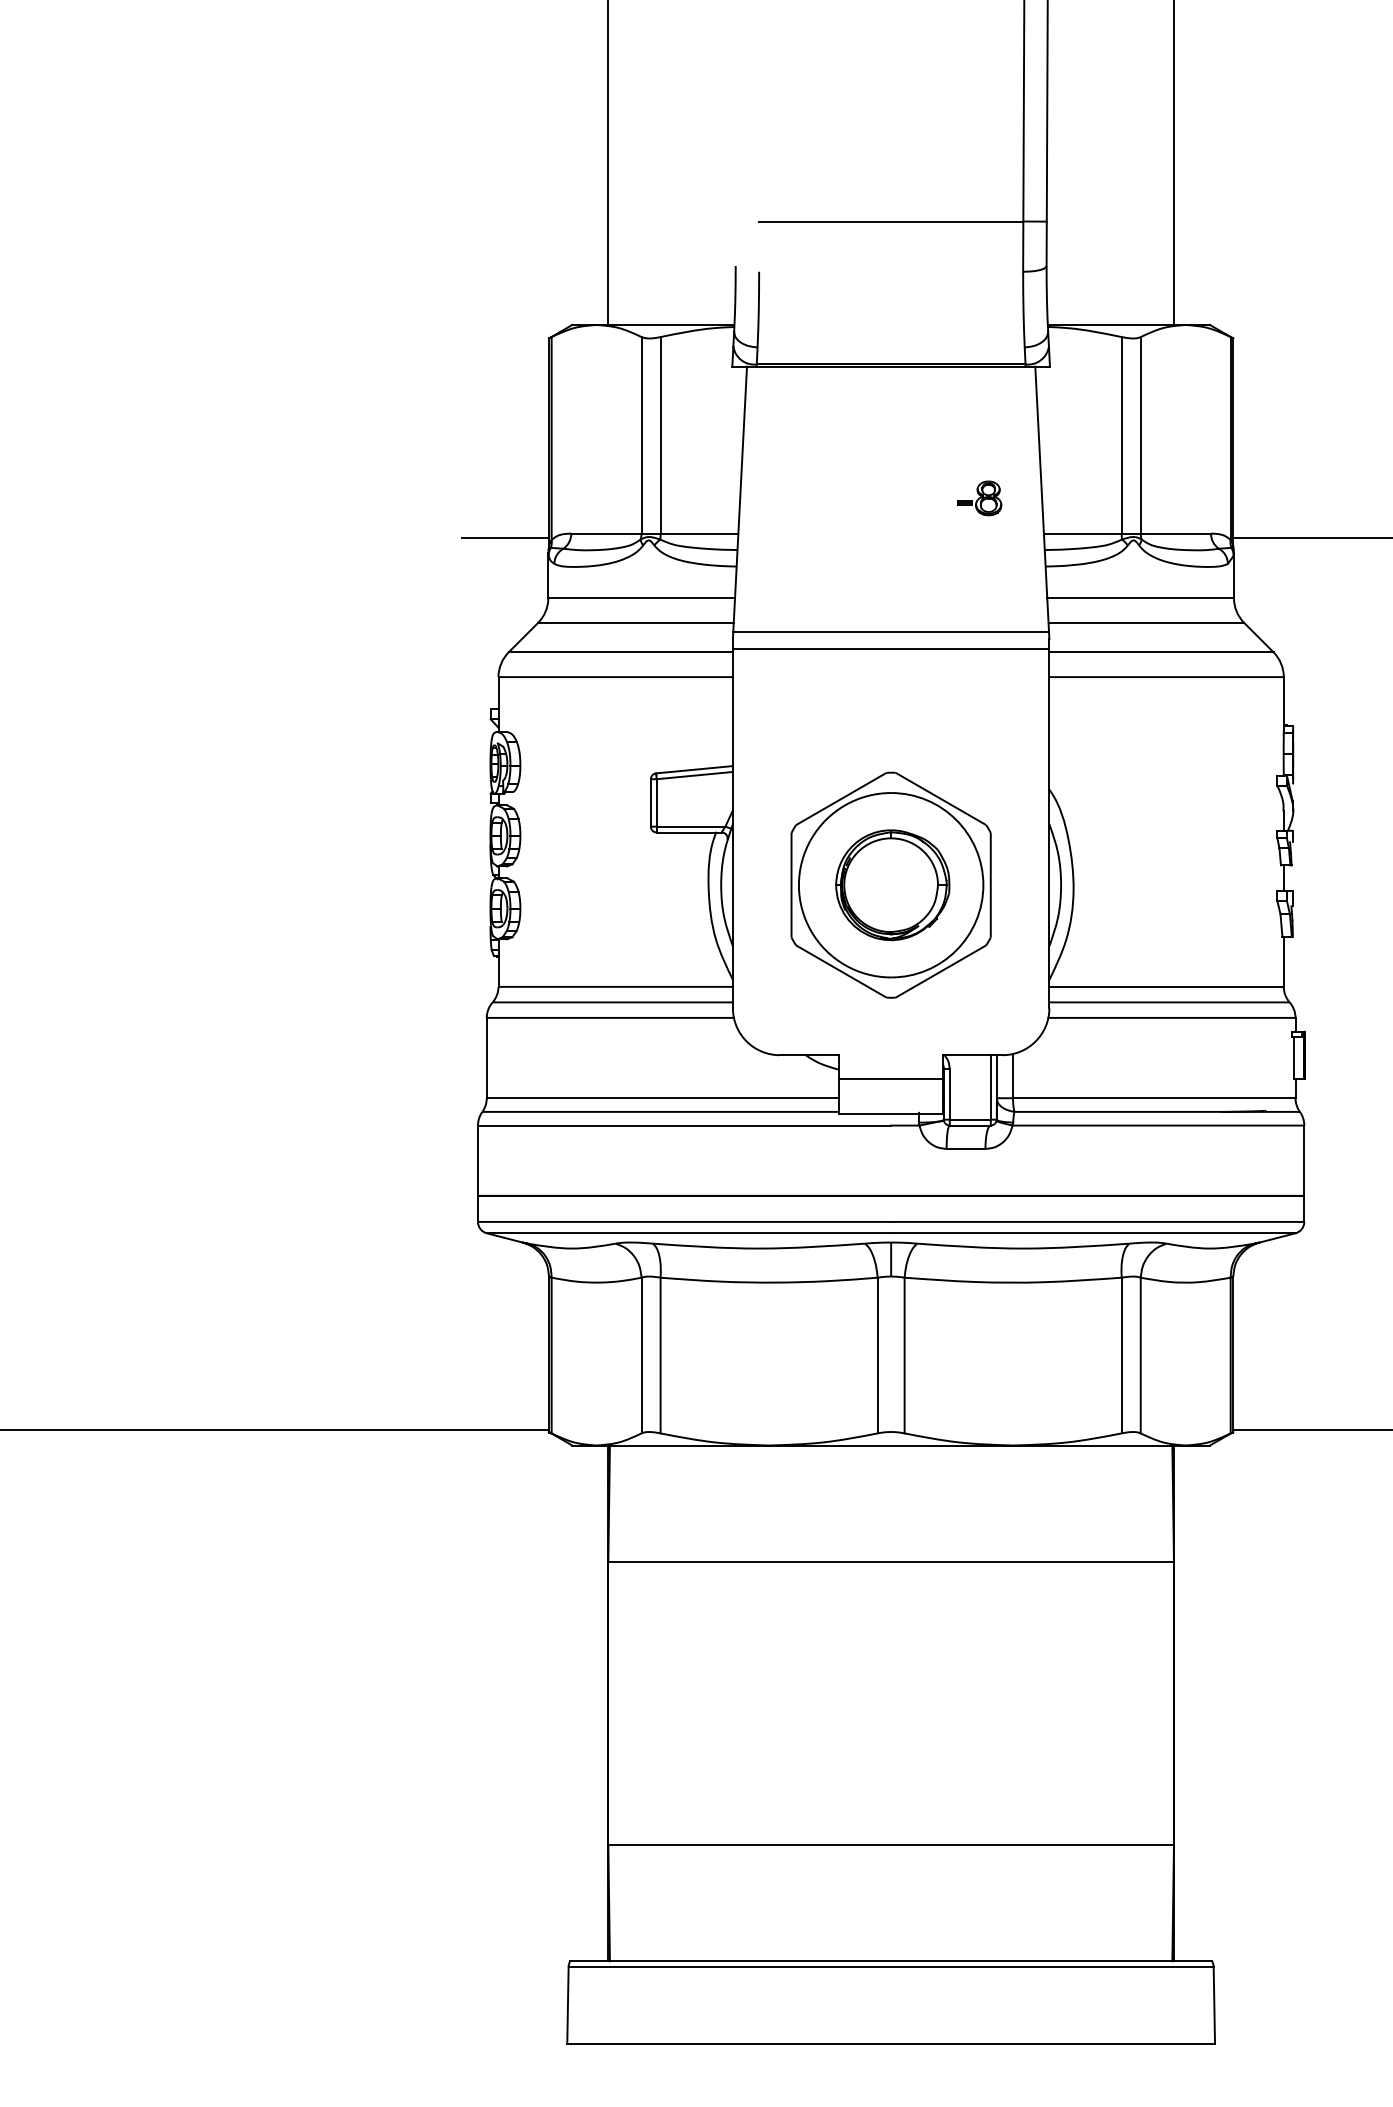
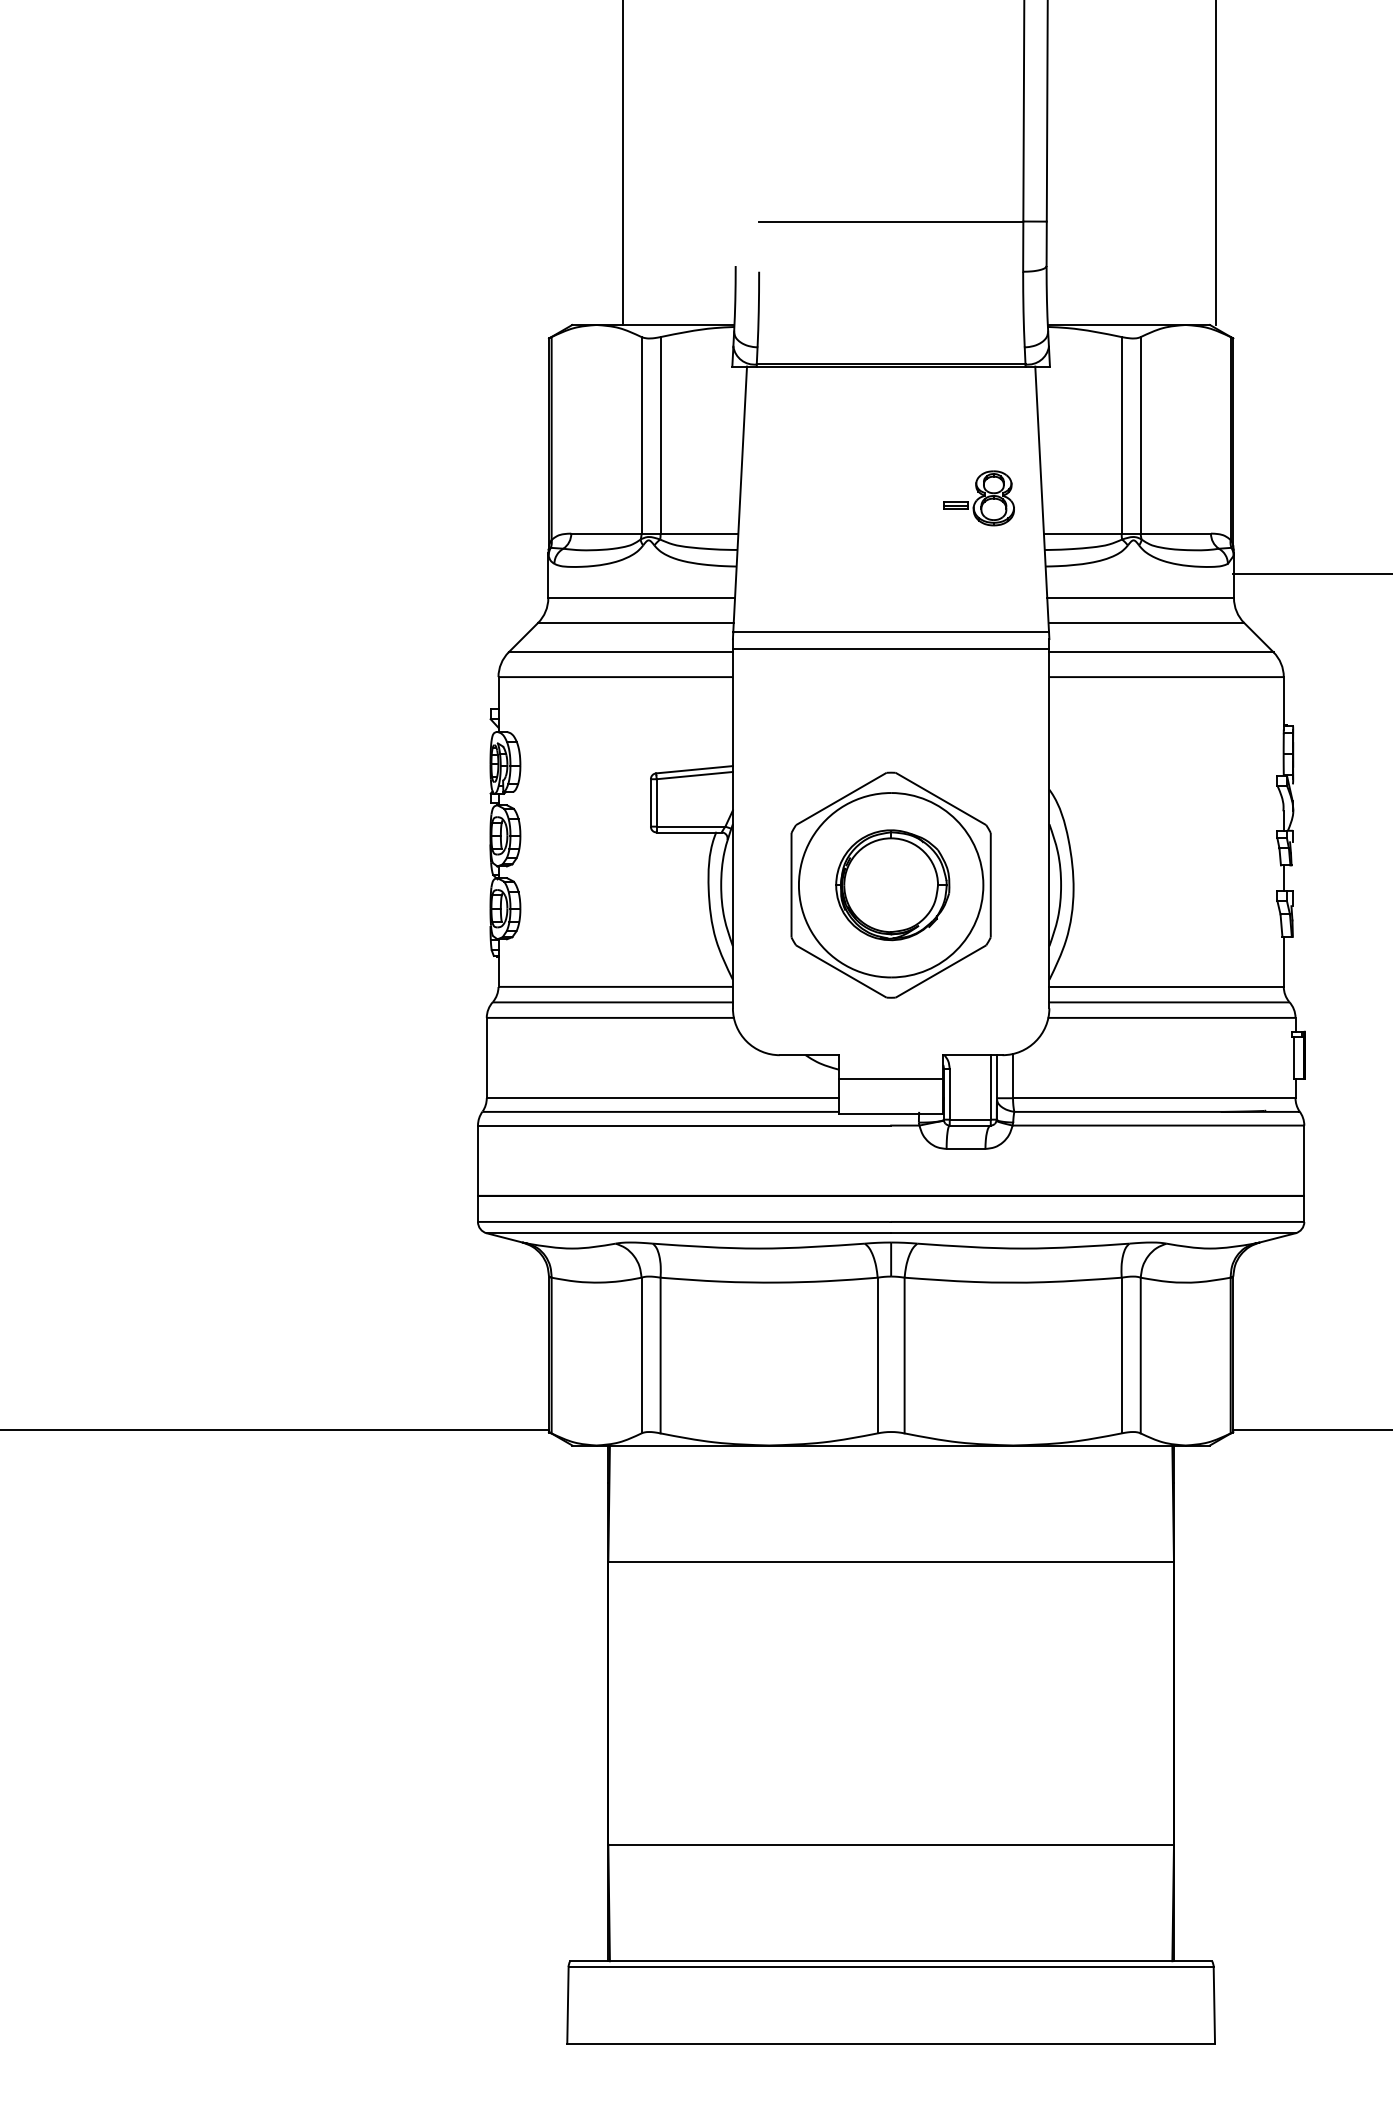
line position: (608, 163) -> (623, 163) (623, 163)
line position: (1174, 163) -> (1216, 163) (1216, 163)
part size: 46x37 px -> 72x57 px (978, 498)
line: present -> none (505, 538)
line position: (1311, 538) -> (1311, 574) (1311, 574)
